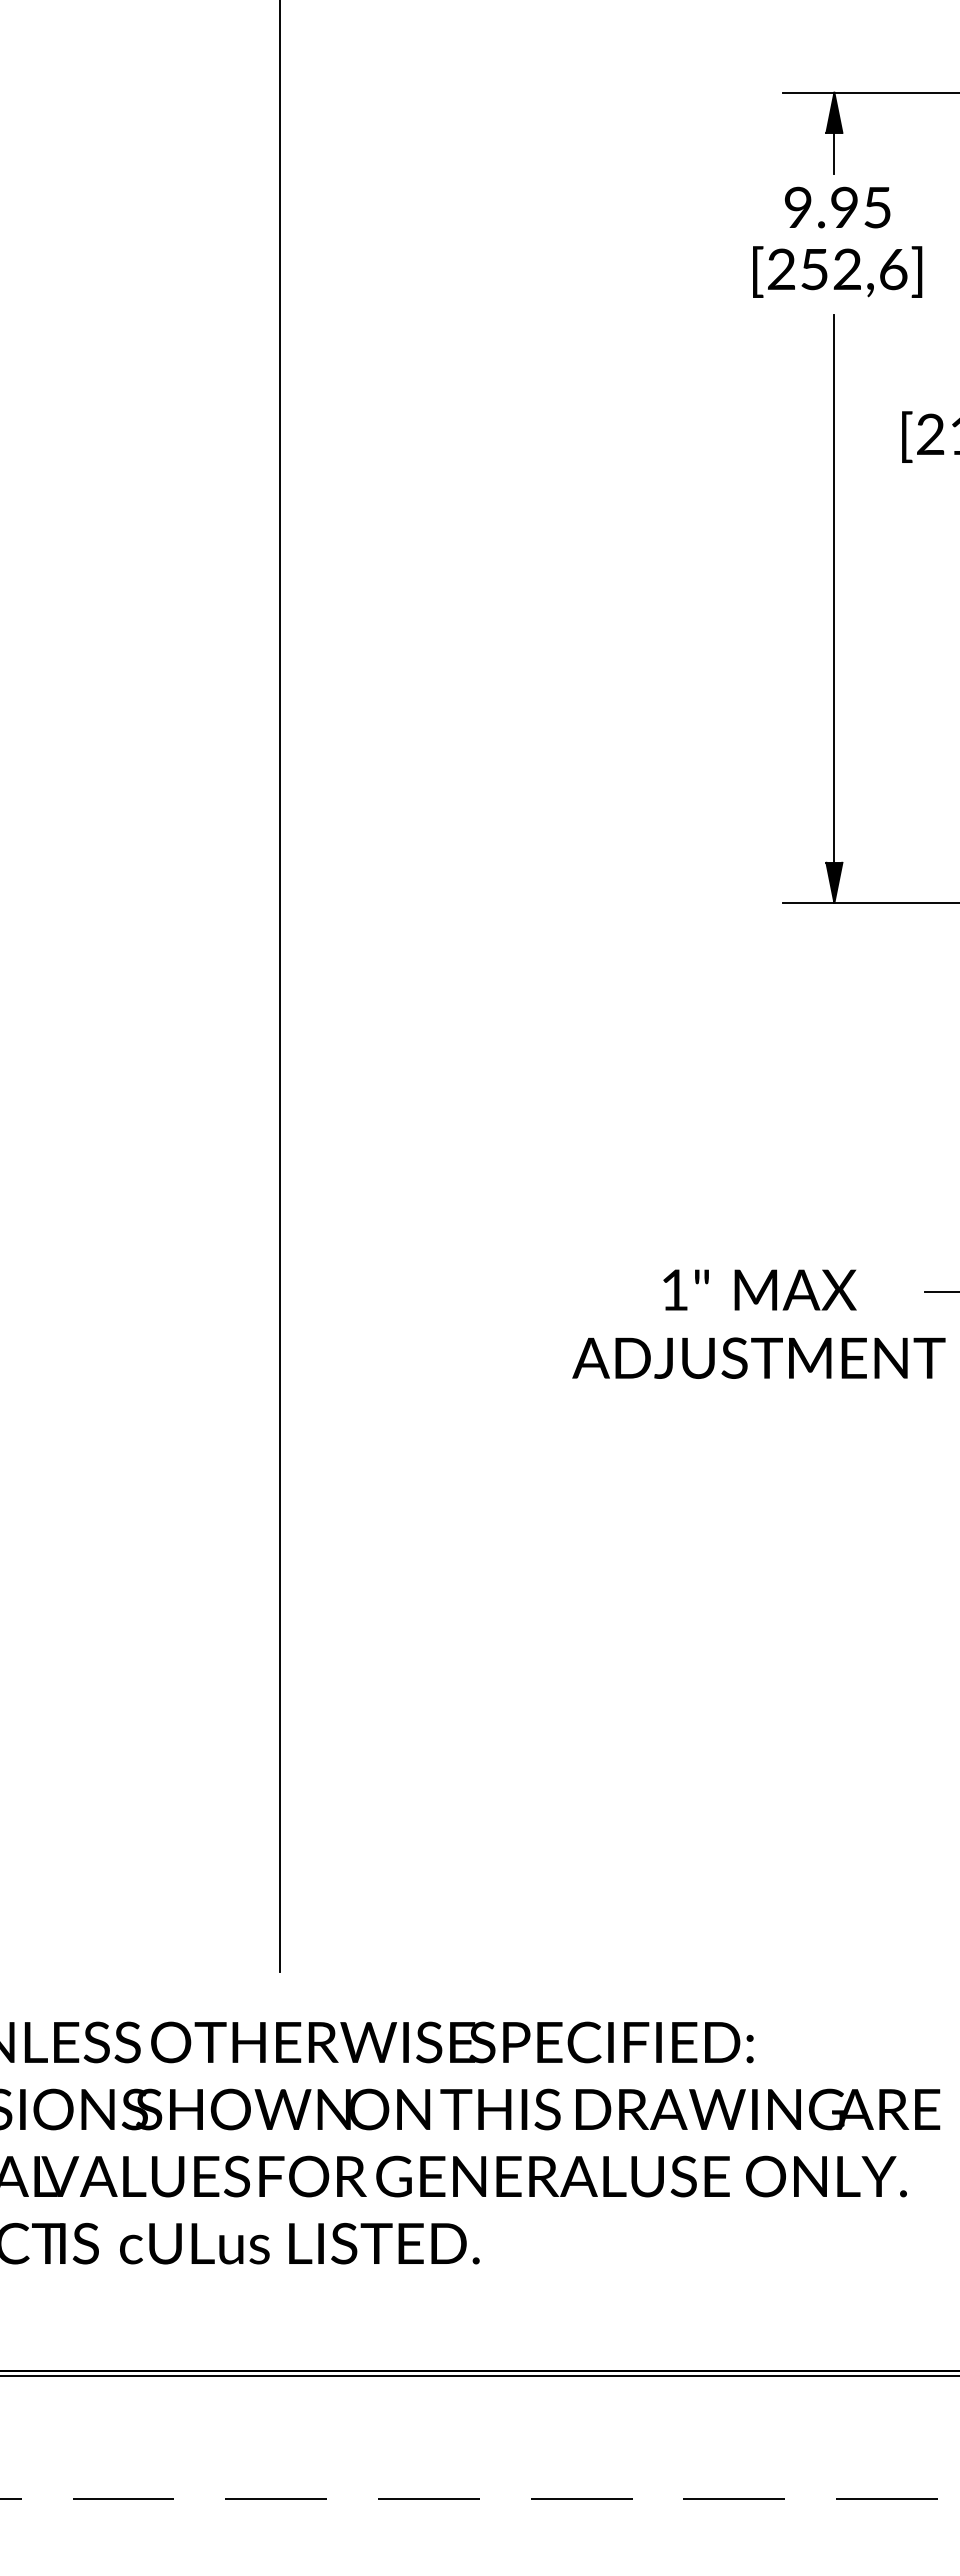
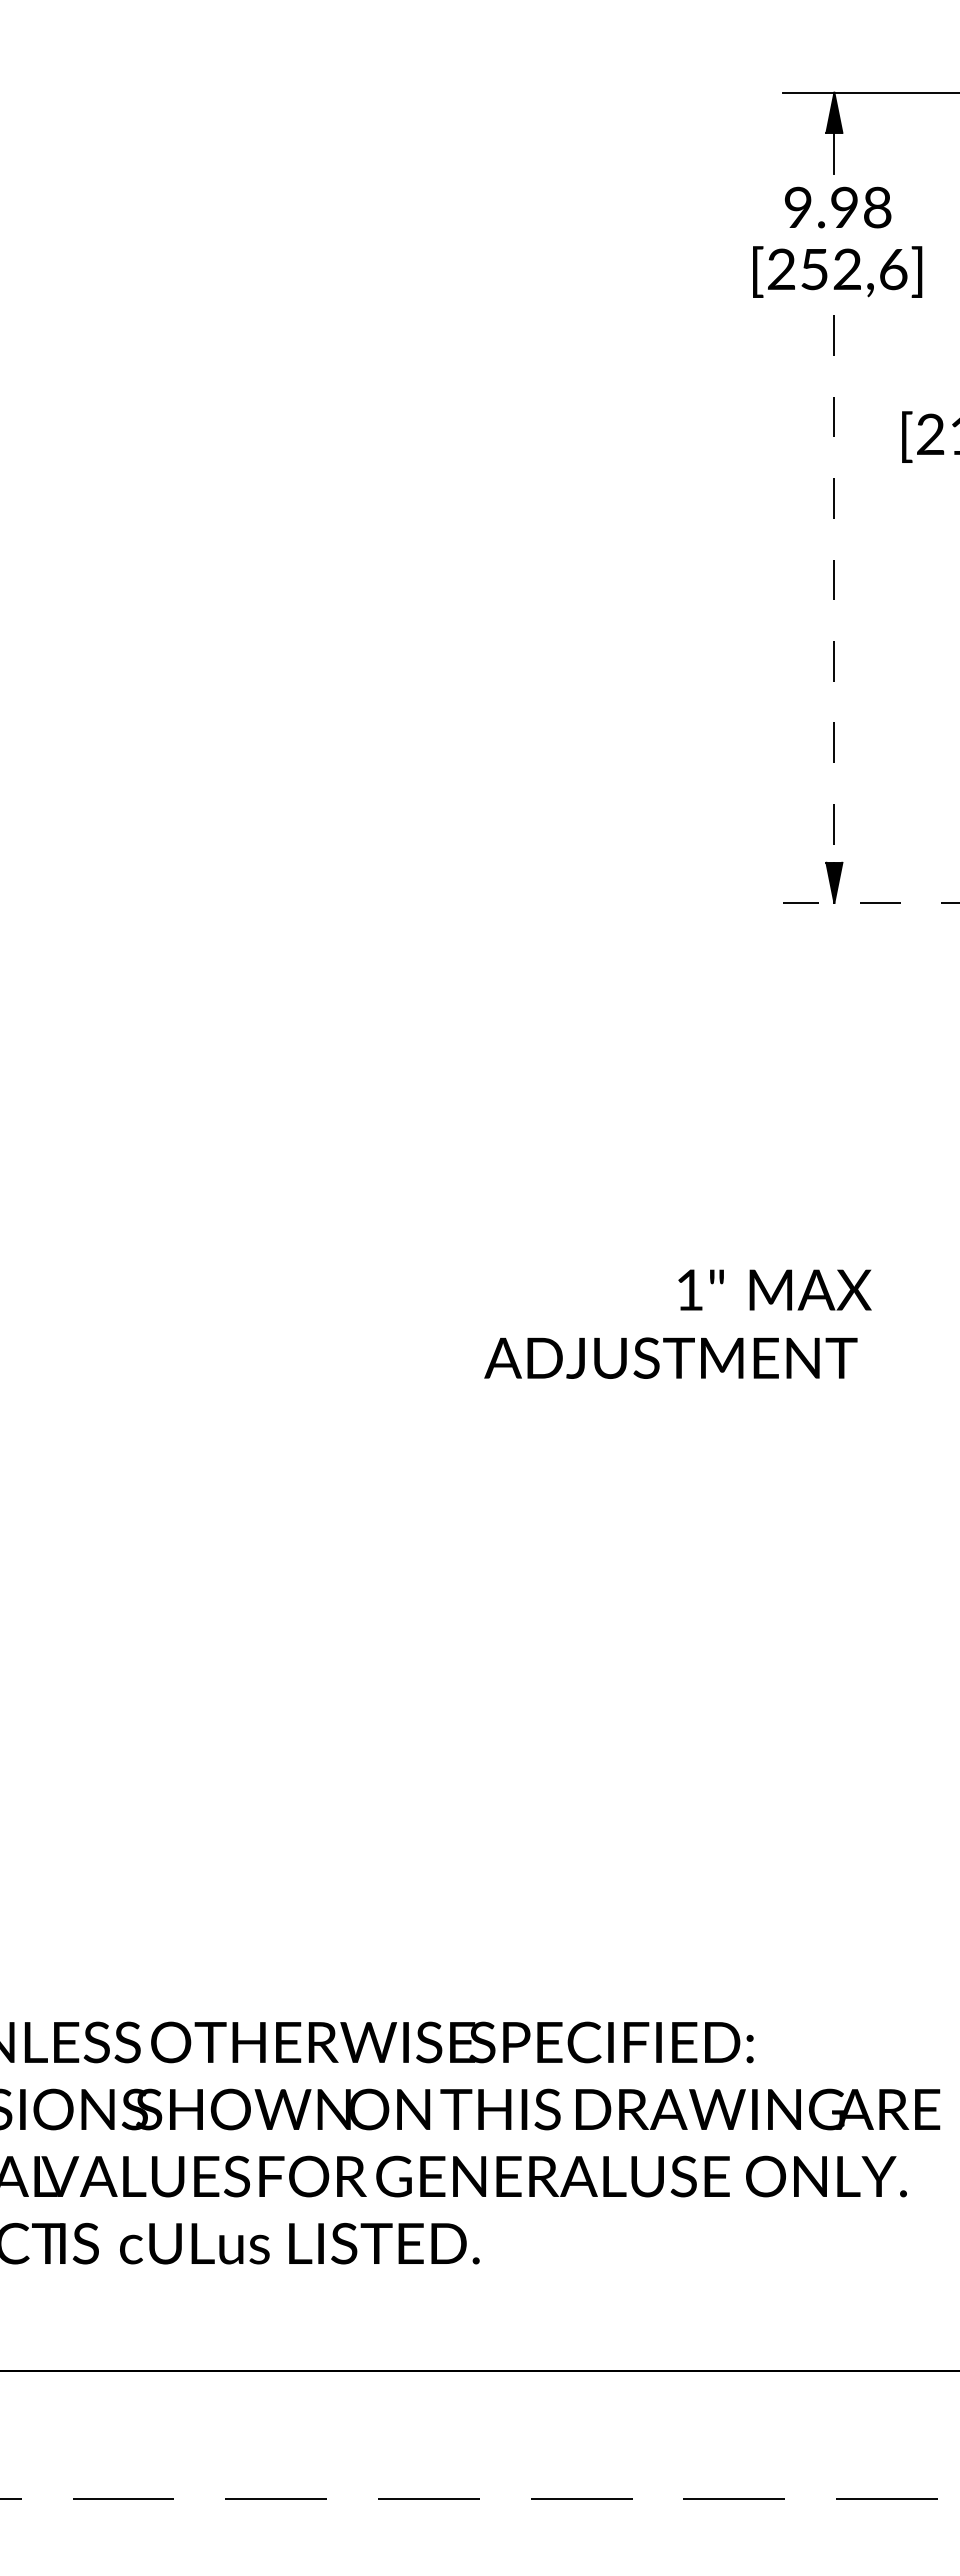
text: 9.95 -> 9.98 (877, 207)
line: solid -> dashed (834, 588)
line: solid -> dashed (871, 902)
line: present -> none (280, 987)
text position: (759, 1289) -> (774, 1289) (774, 1289)
line: present -> none (940, 1291)
text position: (758, 1357) -> (670, 1357) (670, 1357)
line: present -> none (479, 2375)
